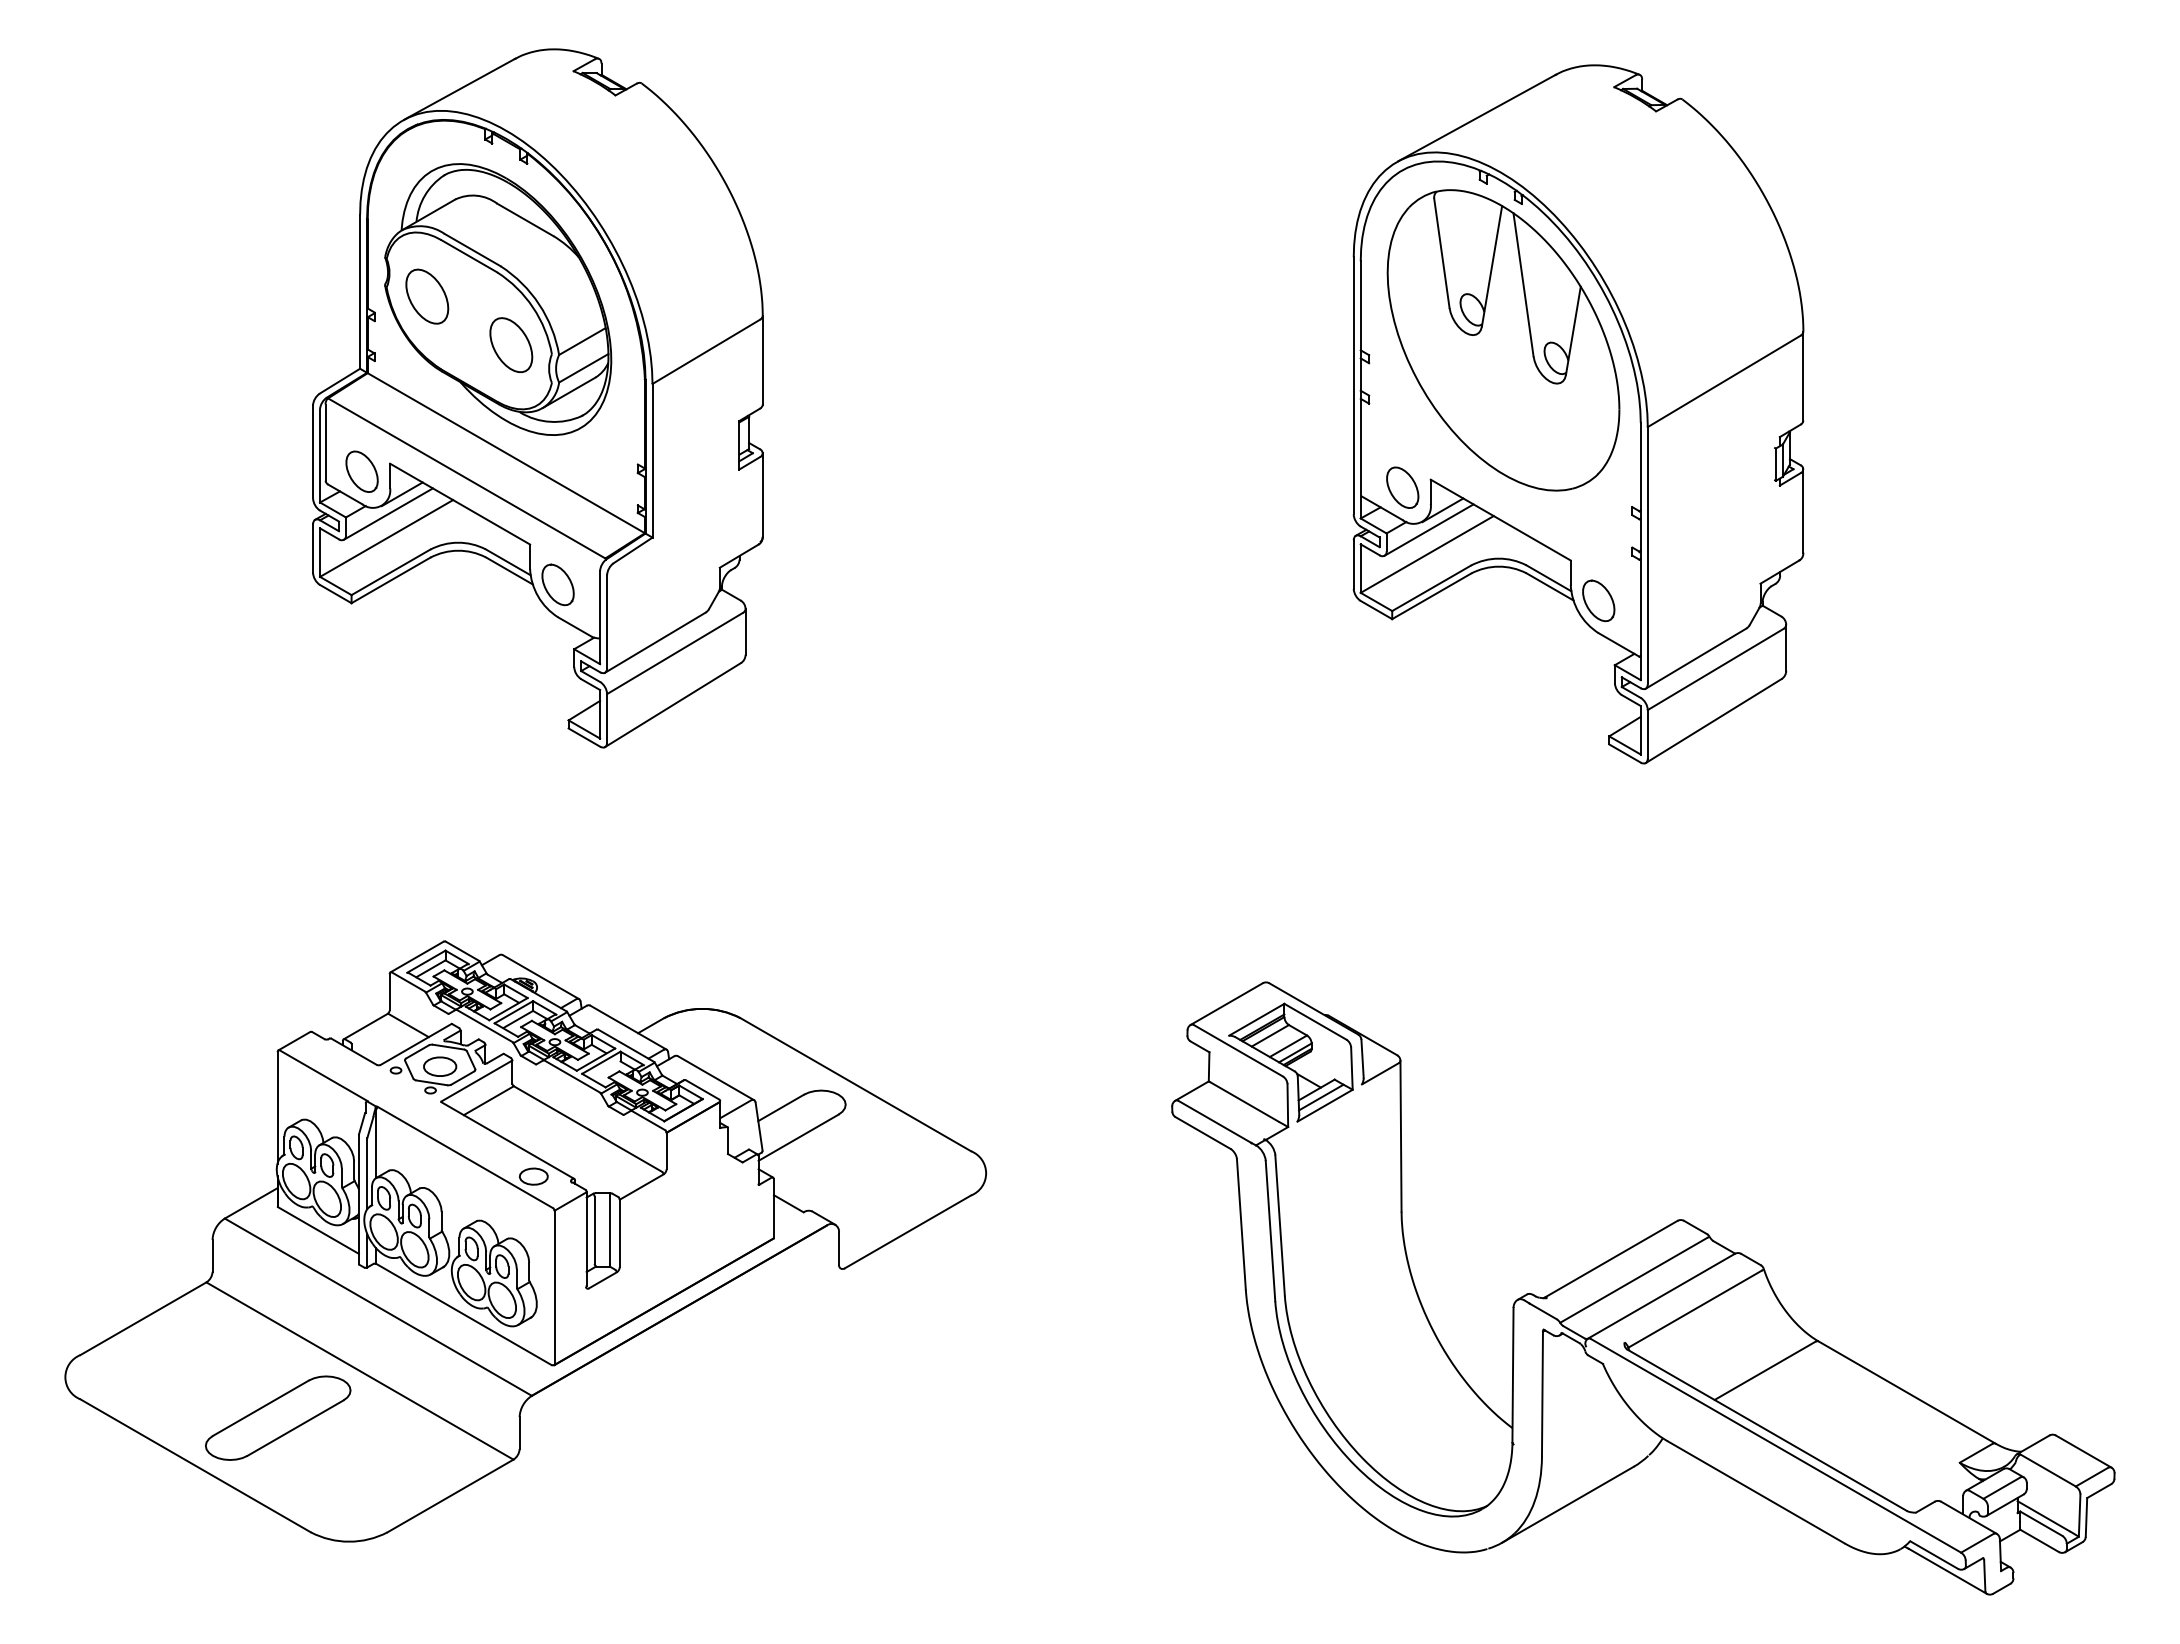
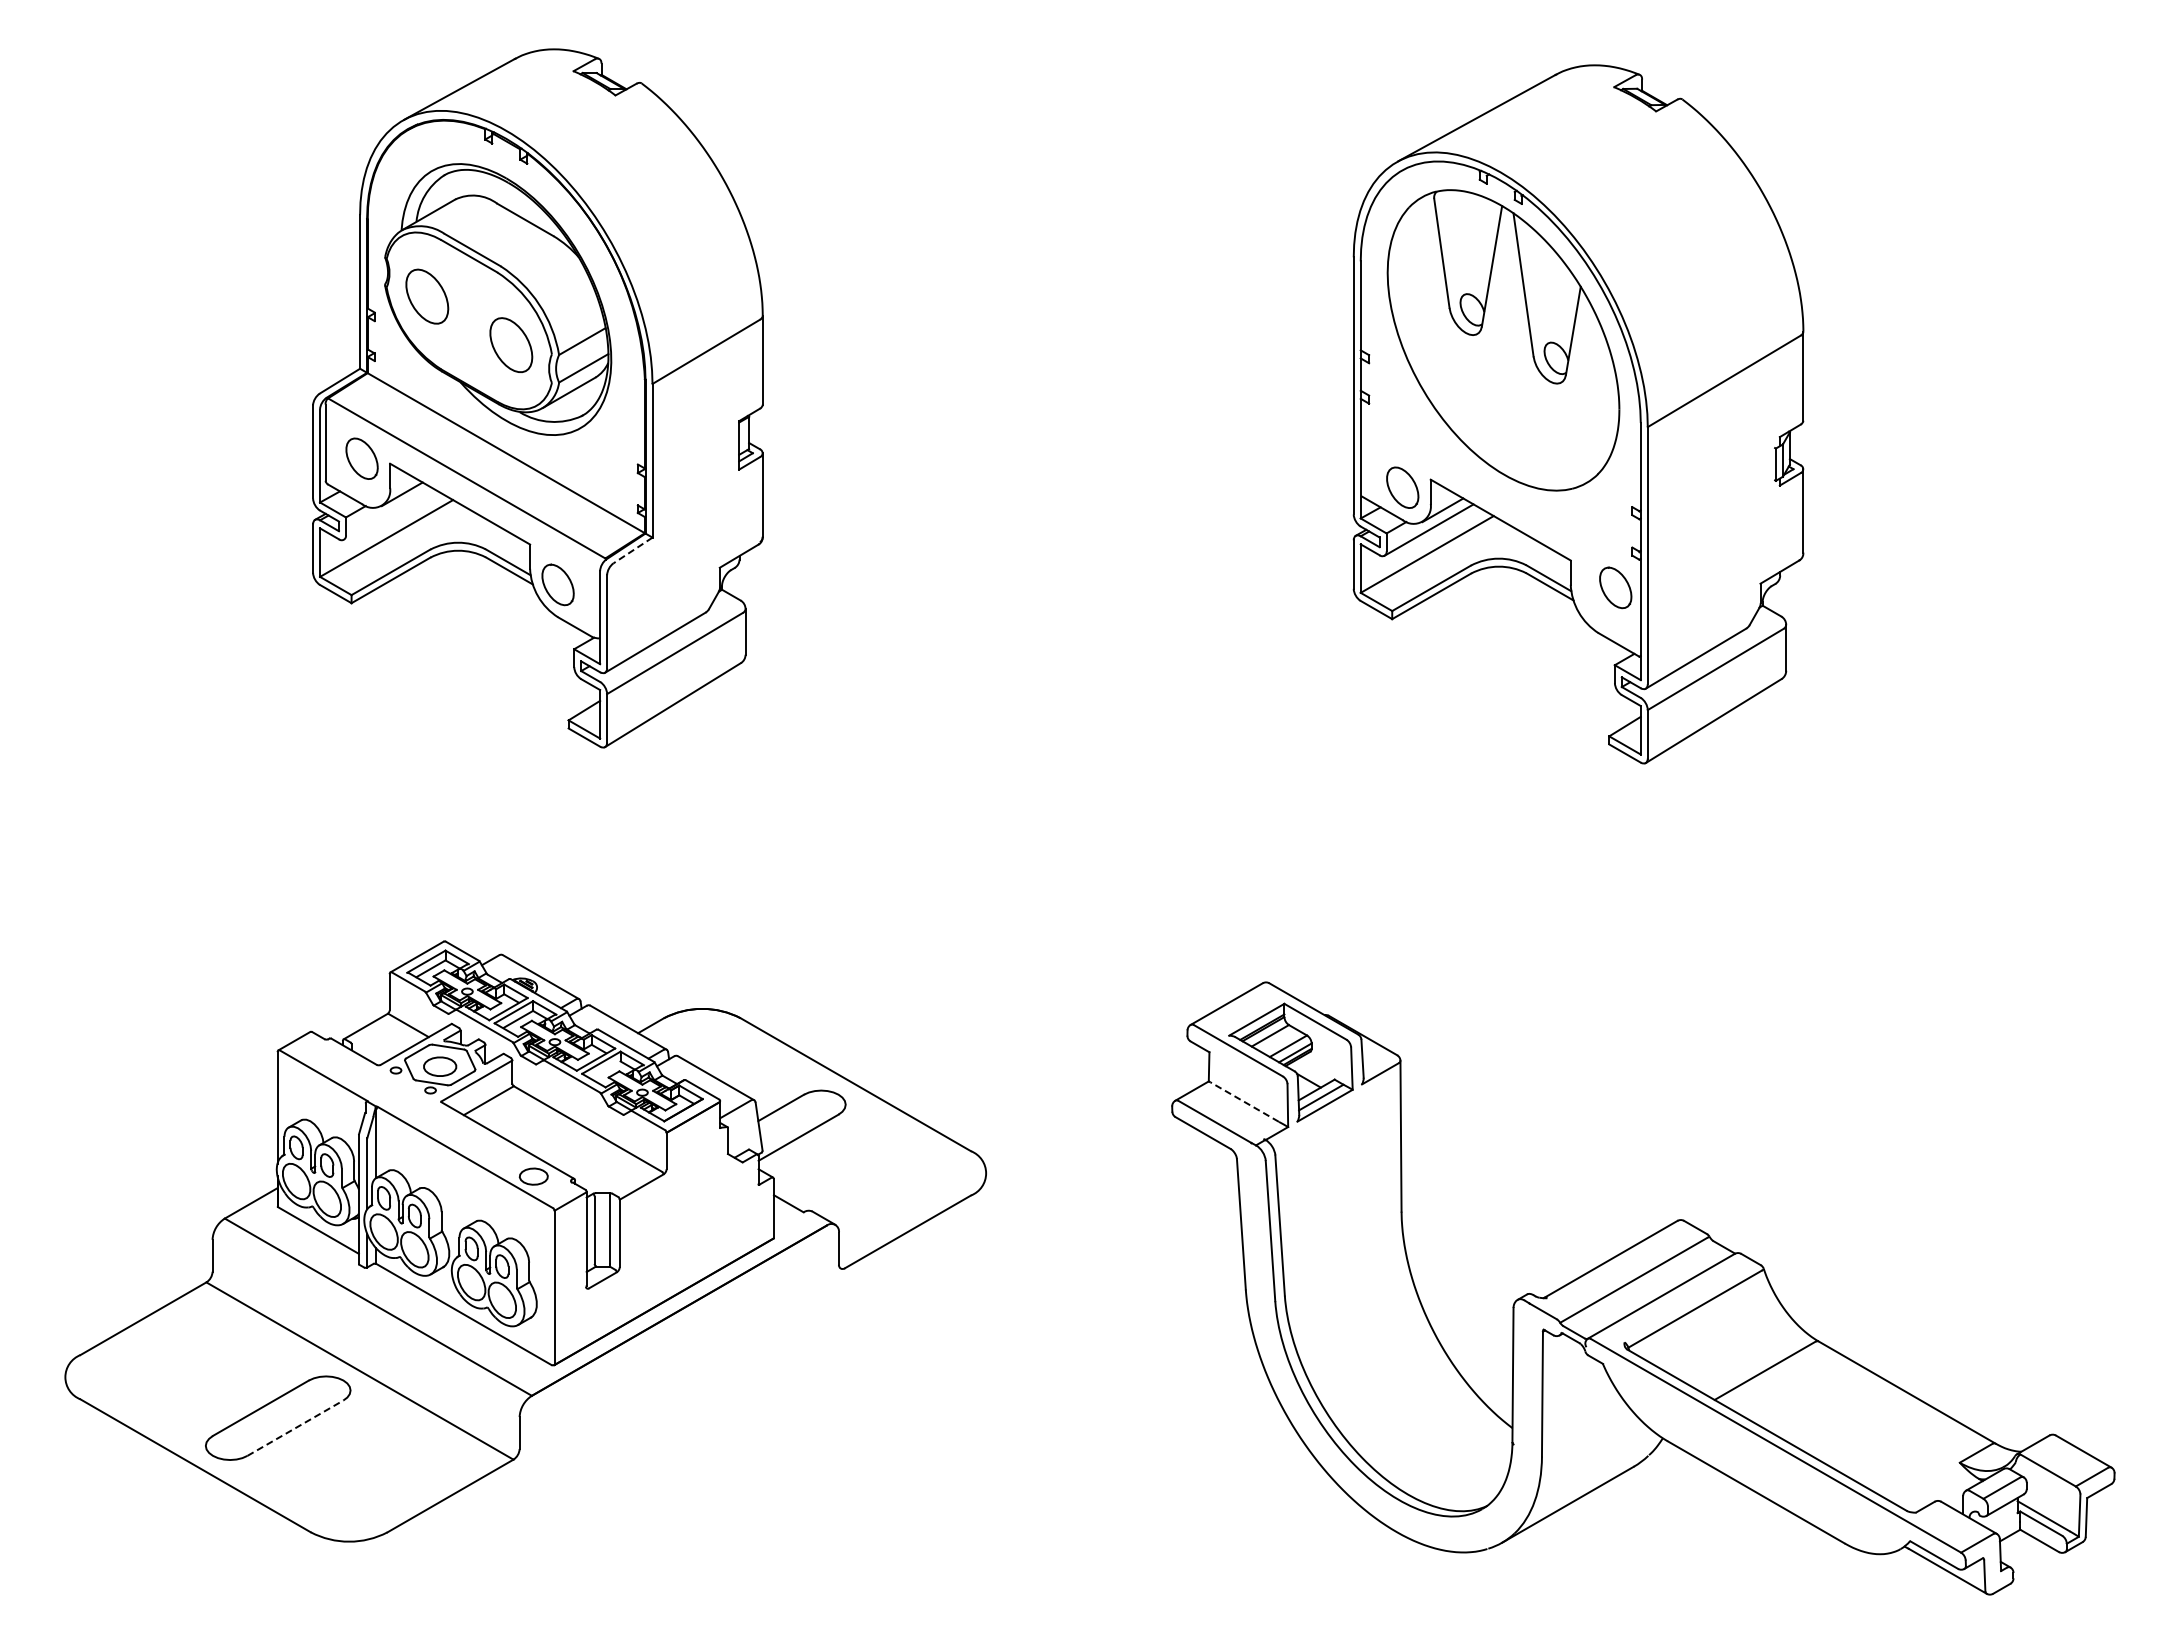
part position: (361, 471) -> (361, 458) (361, 458)
line: present -> none (387, 513)
line: solid -> dashed (632, 550)
part position: (1598, 600) -> (1615, 587) (1615, 587)
line: solid -> dashed (1244, 1101)
line: solid -> dashed (295, 1427)
